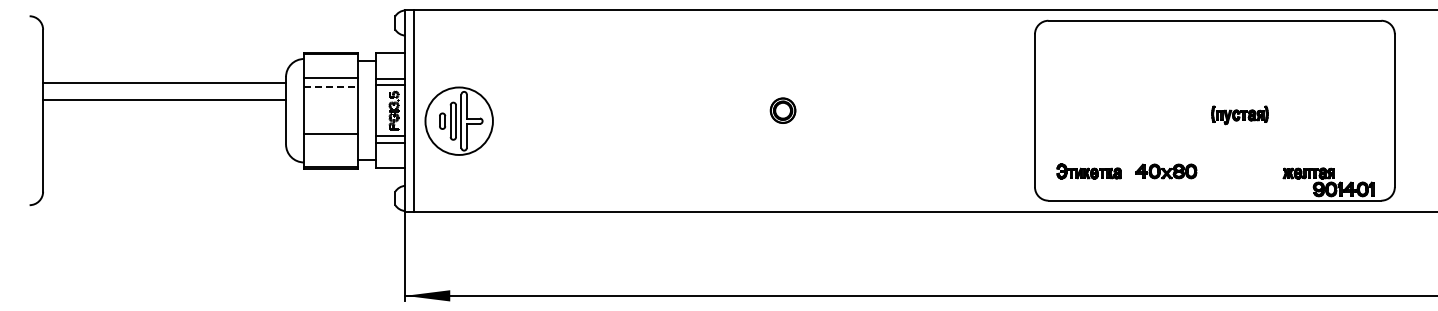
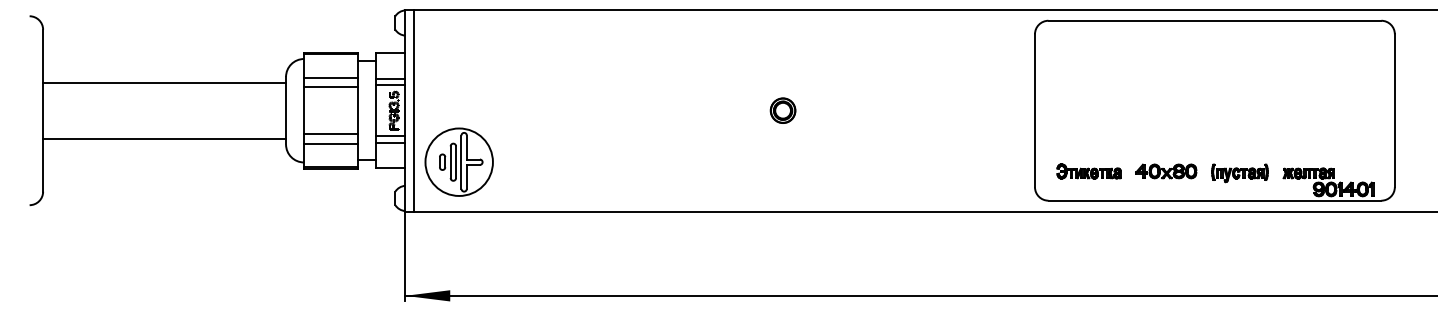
line: dashed -> solid (331, 87)
line position: (164, 99) -> (164, 138) (164, 138)
part position: (1239, 115) -> (1239, 173) (1239, 173)
part position: (458, 120) -> (458, 161) (458, 161)
line: none -> present (331, 143)
